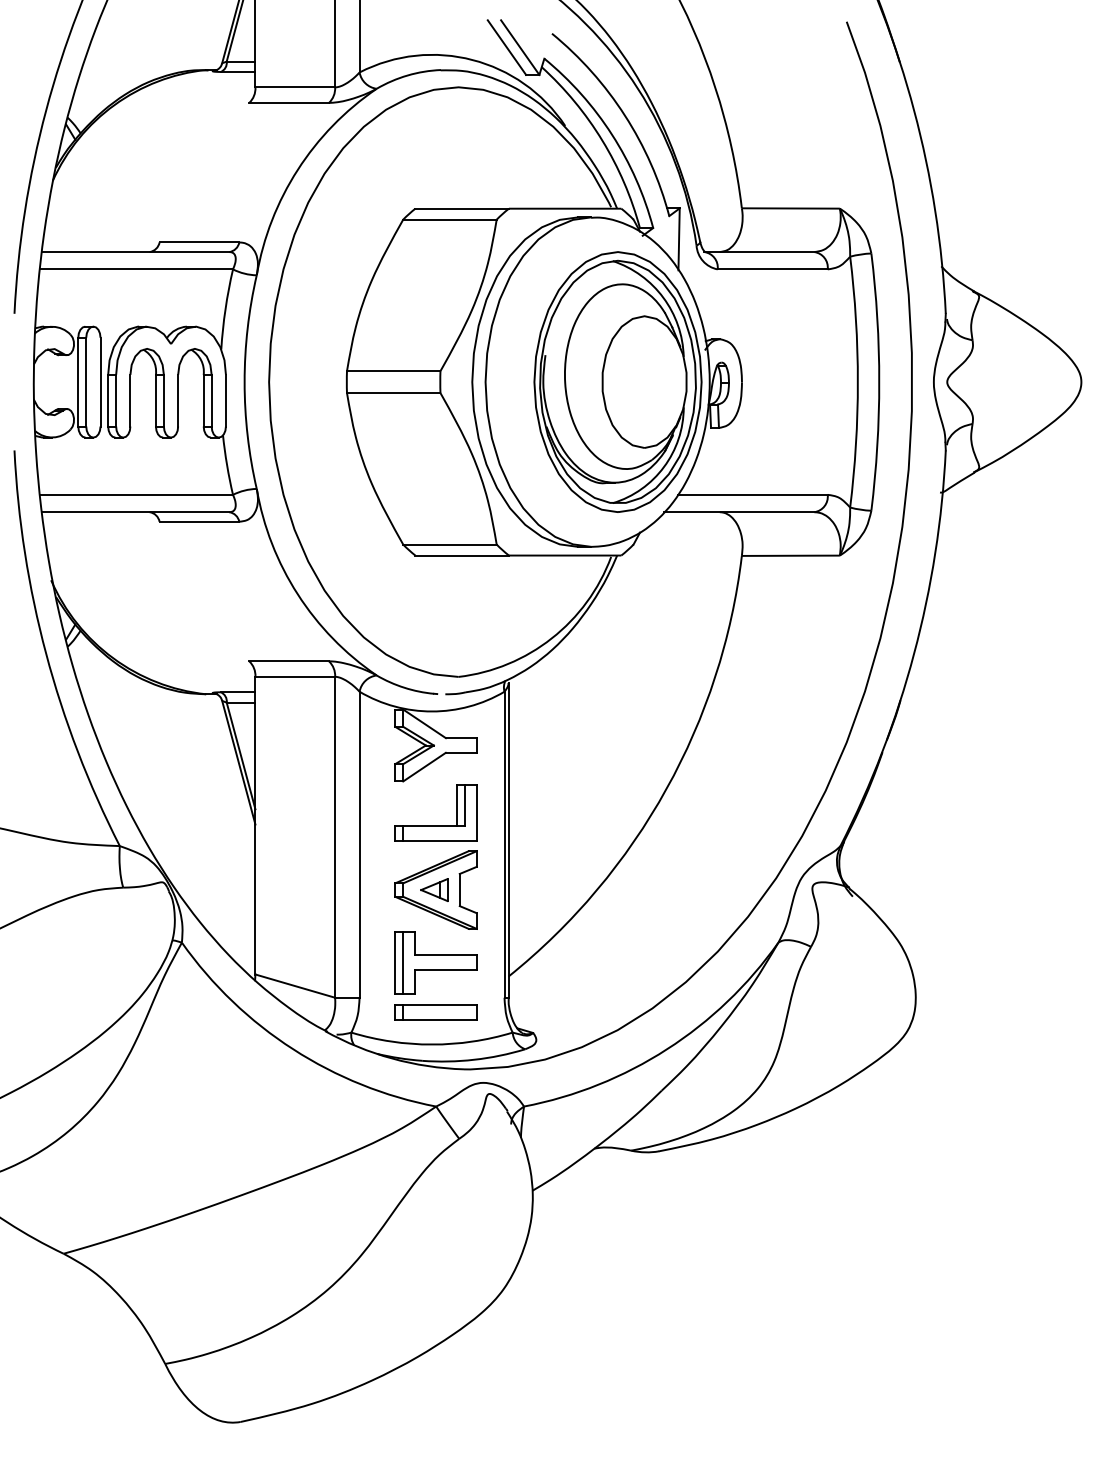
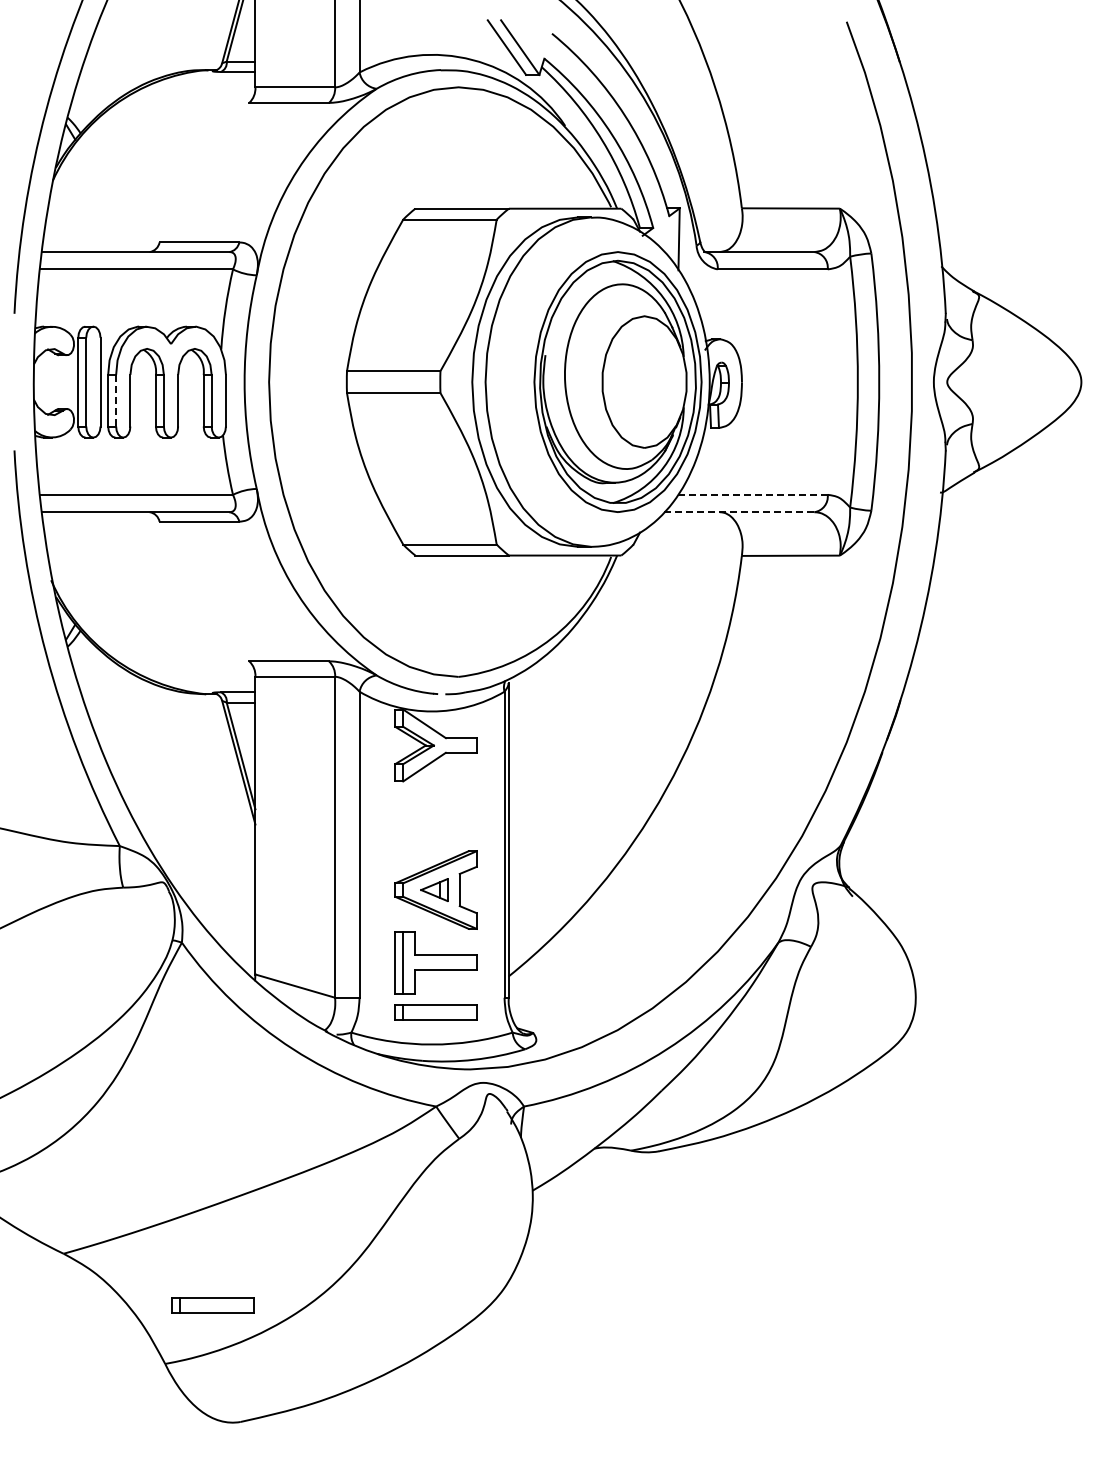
line: solid -> dashed (116, 400)
line: solid -> dashed (752, 494)
line: solid -> dashed (738, 512)
part: present -> none (435, 825)
part: none -> present (212, 1305)
